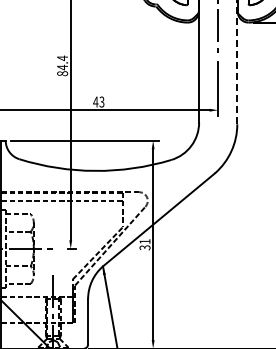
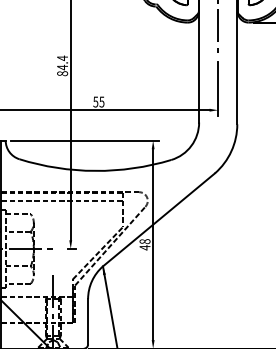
line: dashed -> solid (237, 62)
text: 43 -> 55 (98, 101)
text: 31 -> 48 (144, 244)
